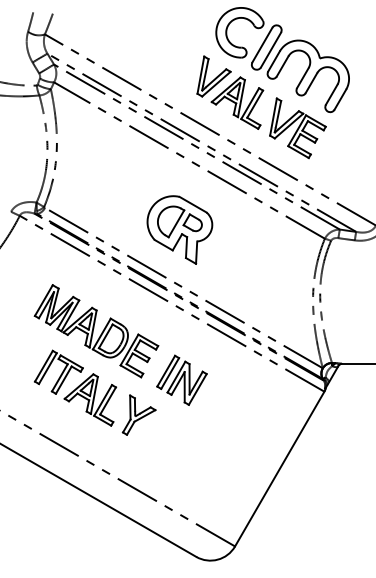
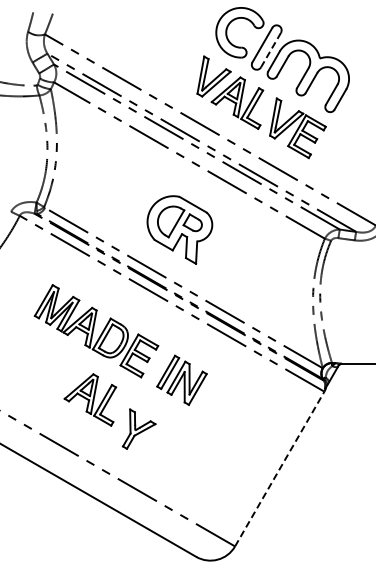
line: solid -> dashed (271, 50)
part: present -> none (58, 371)
part position: (138, 414) -> (138, 428) (138, 428)
line: solid -> dashed (280, 468)
